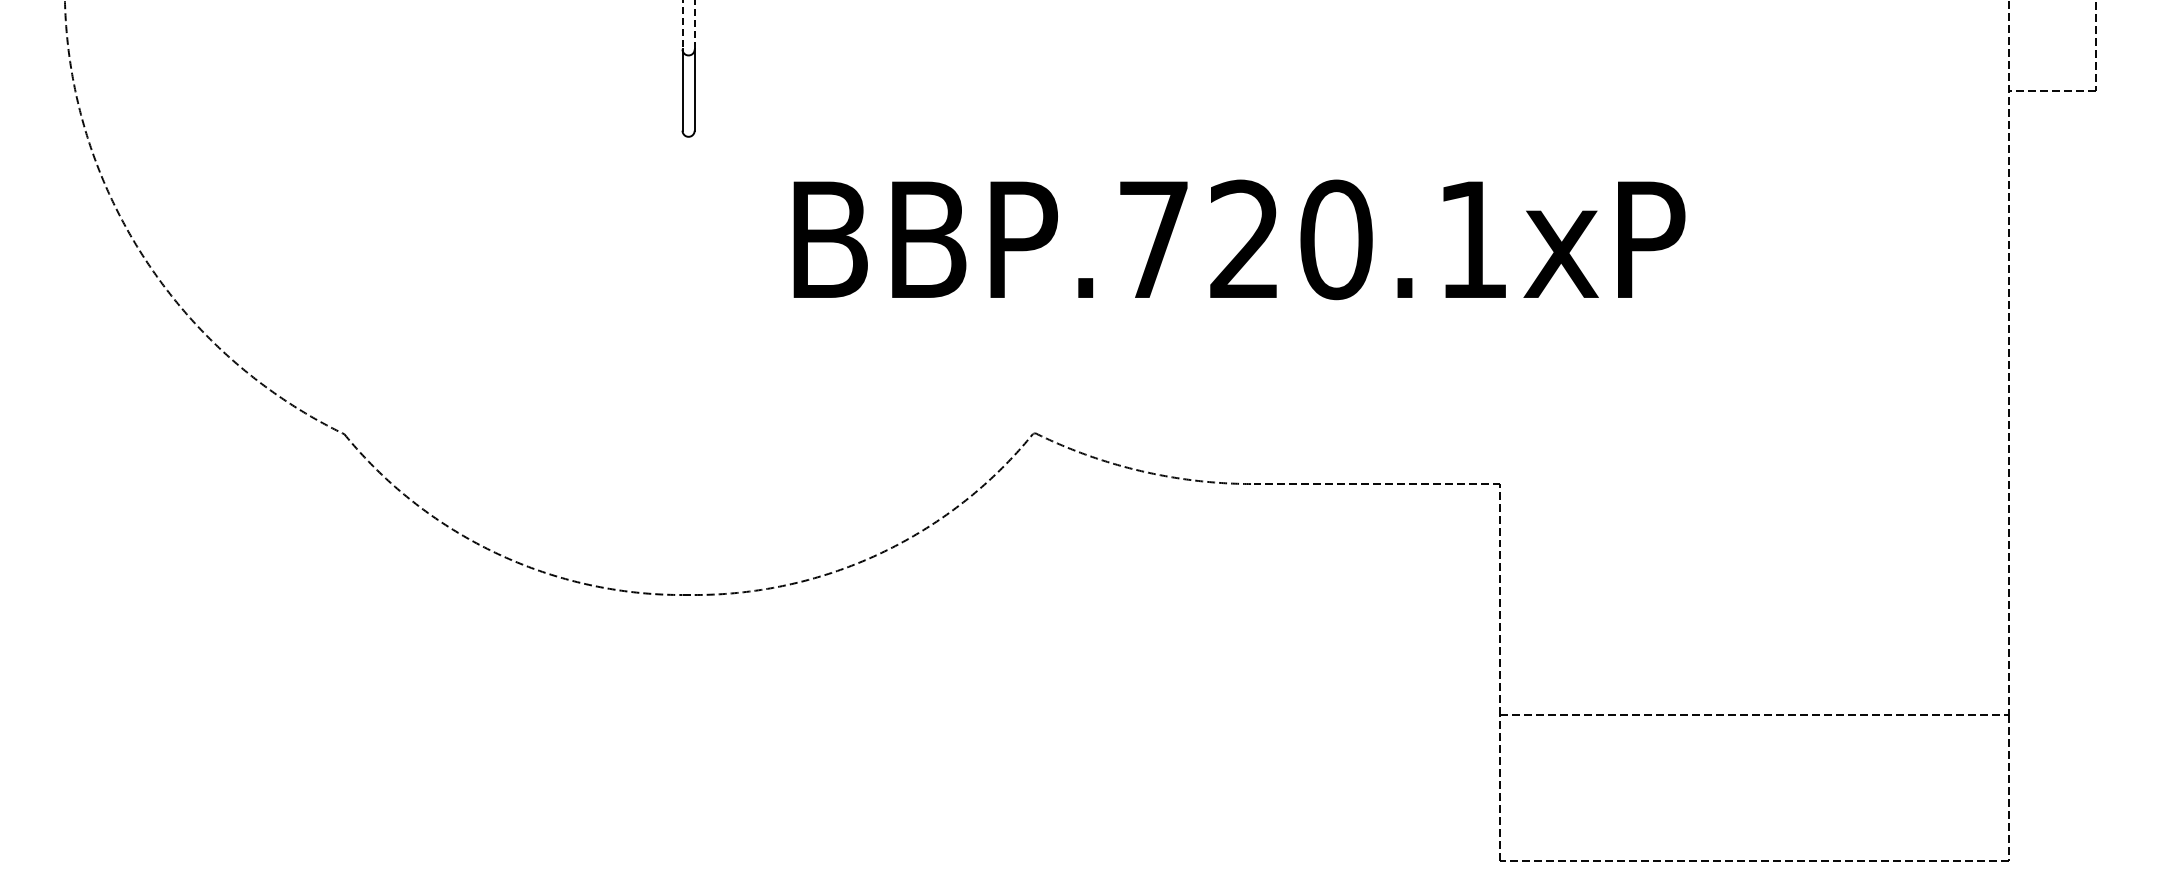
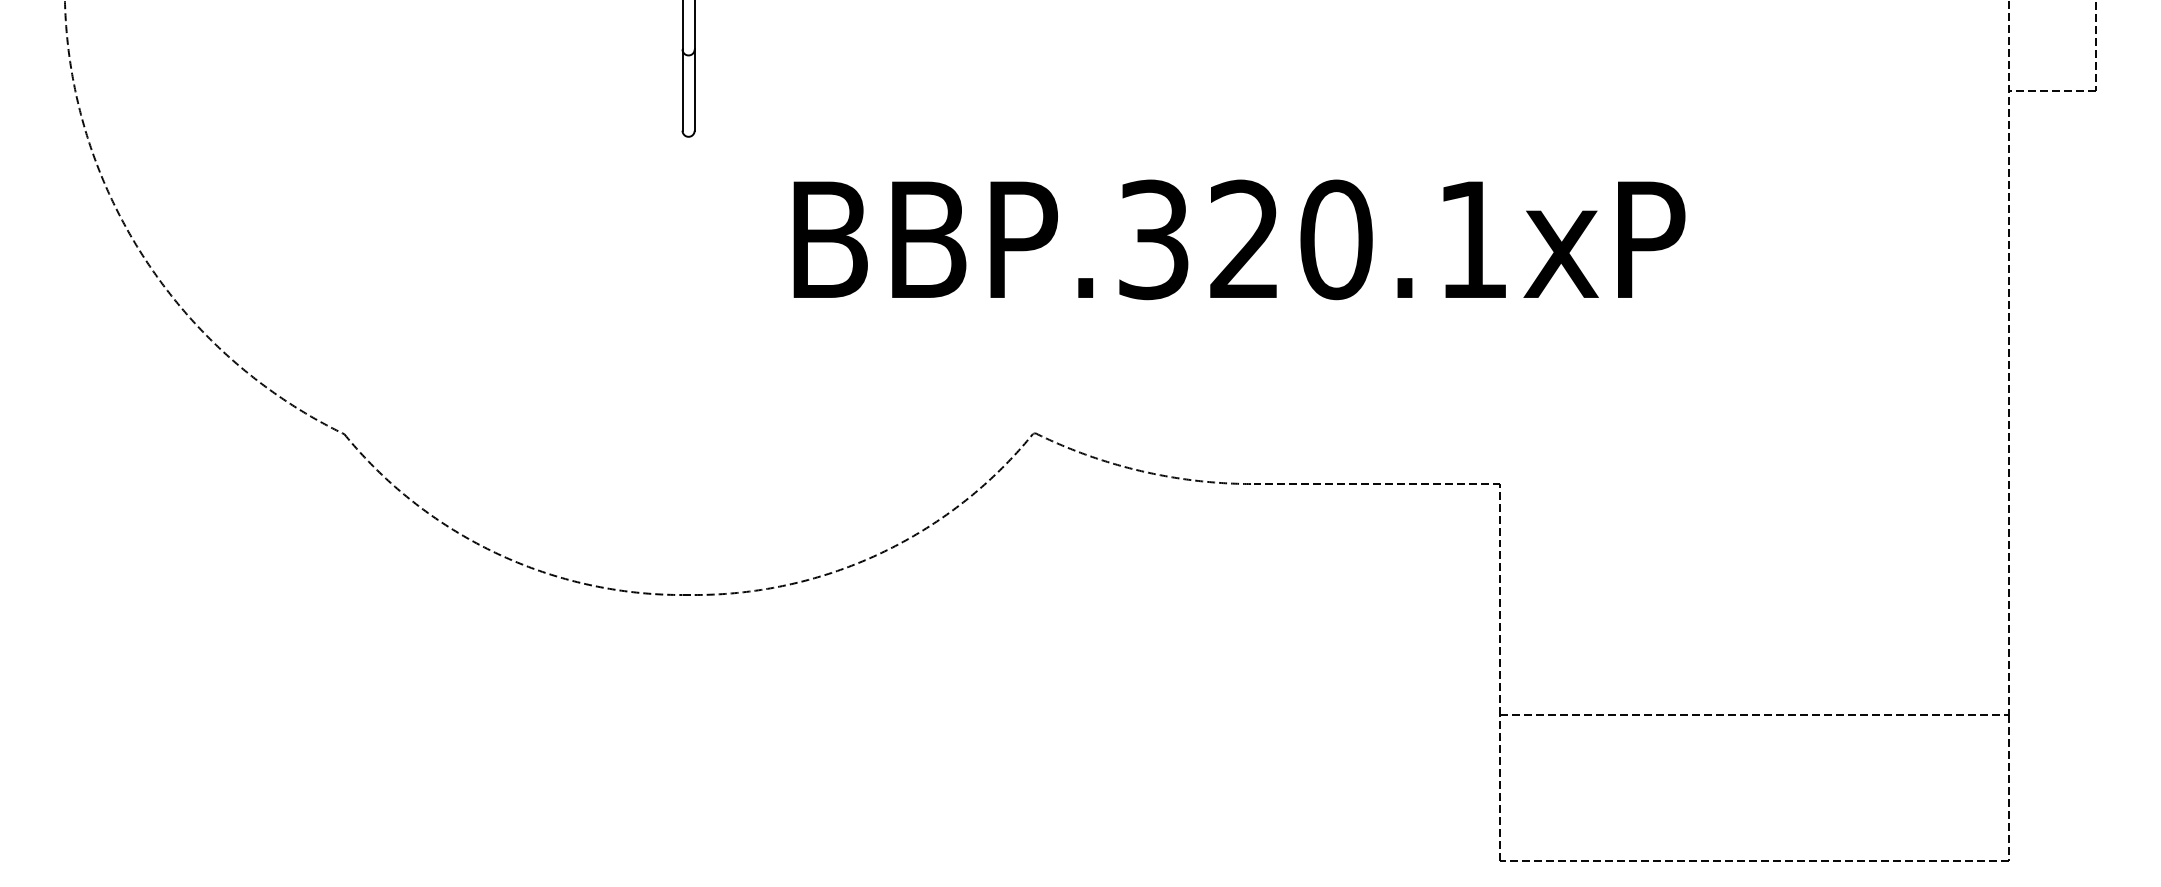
line: dashed -> solid (682, 24)
line: dashed -> solid (694, 24)
text: BBP.720.1xP -> BBP.320.1xP (1153, 239)
